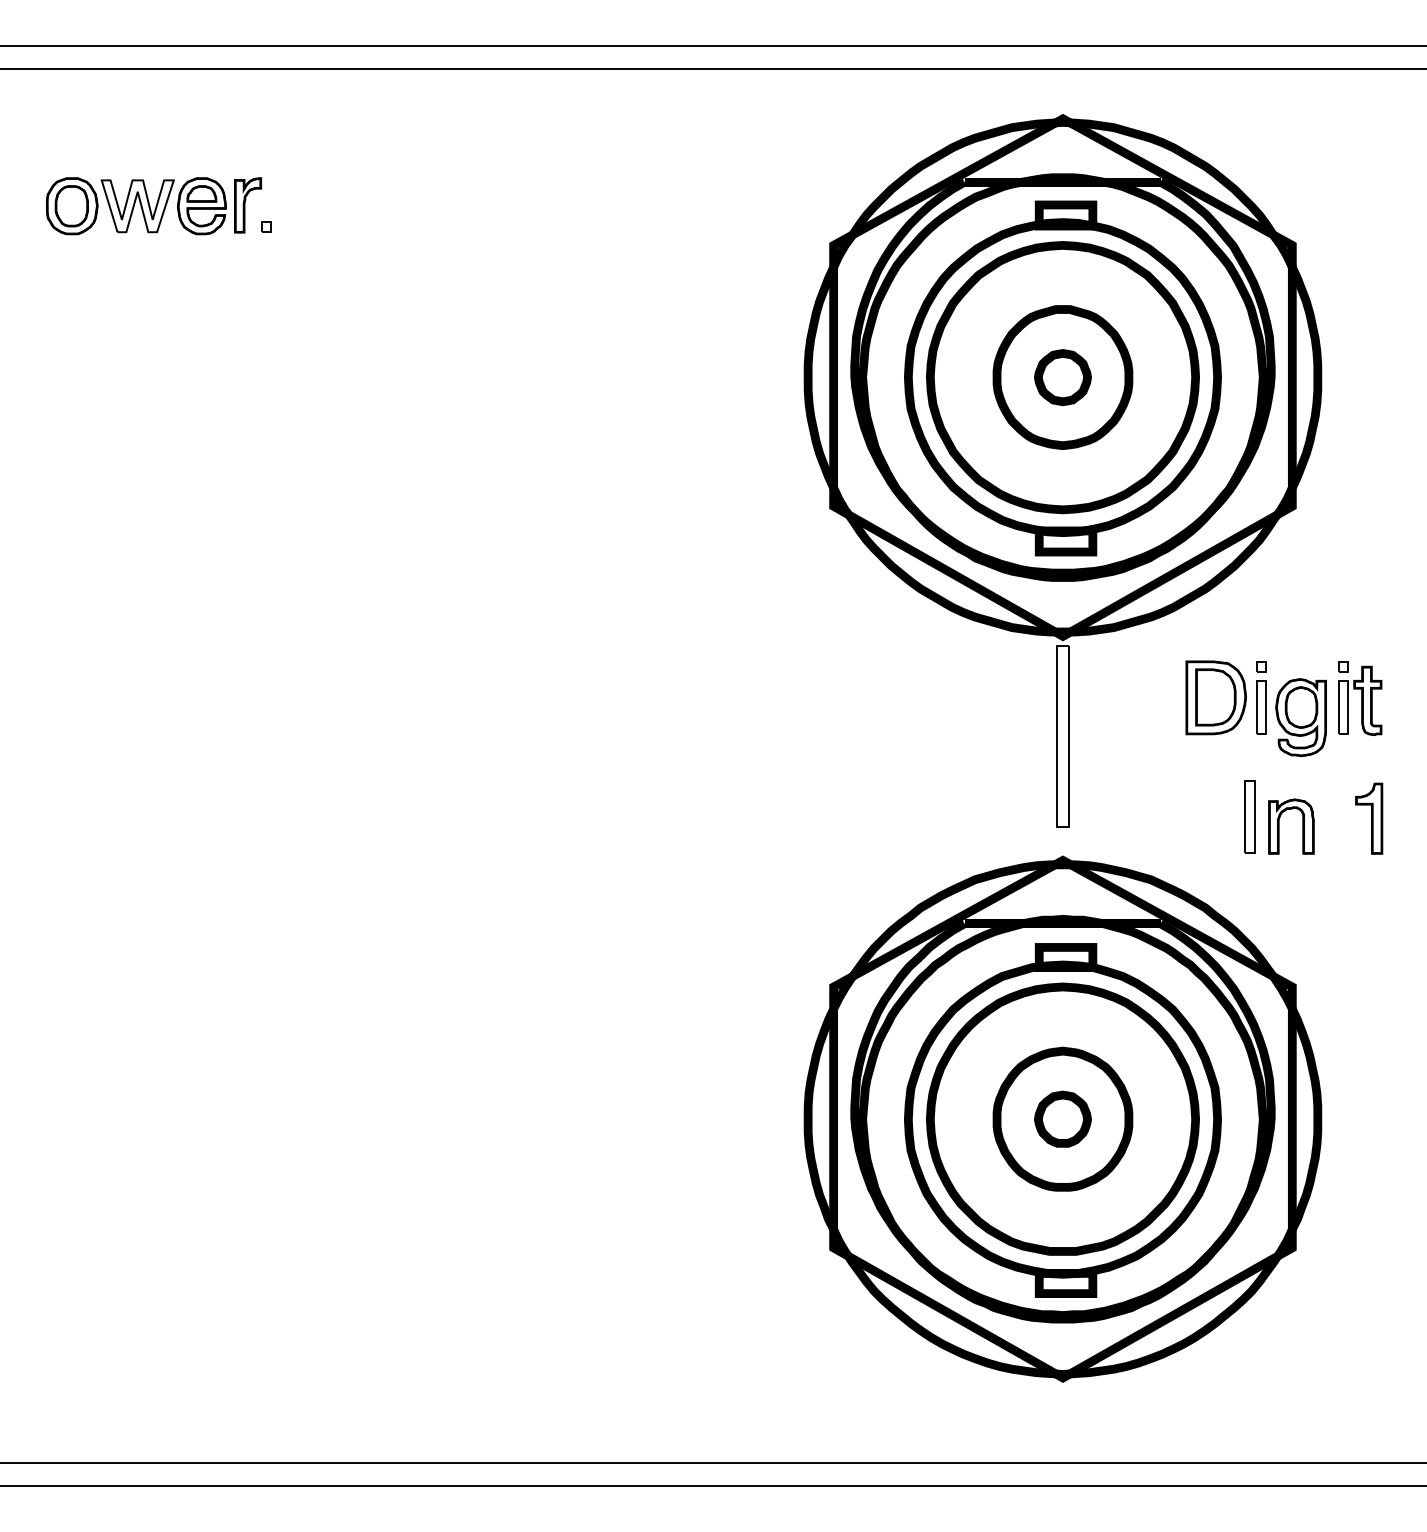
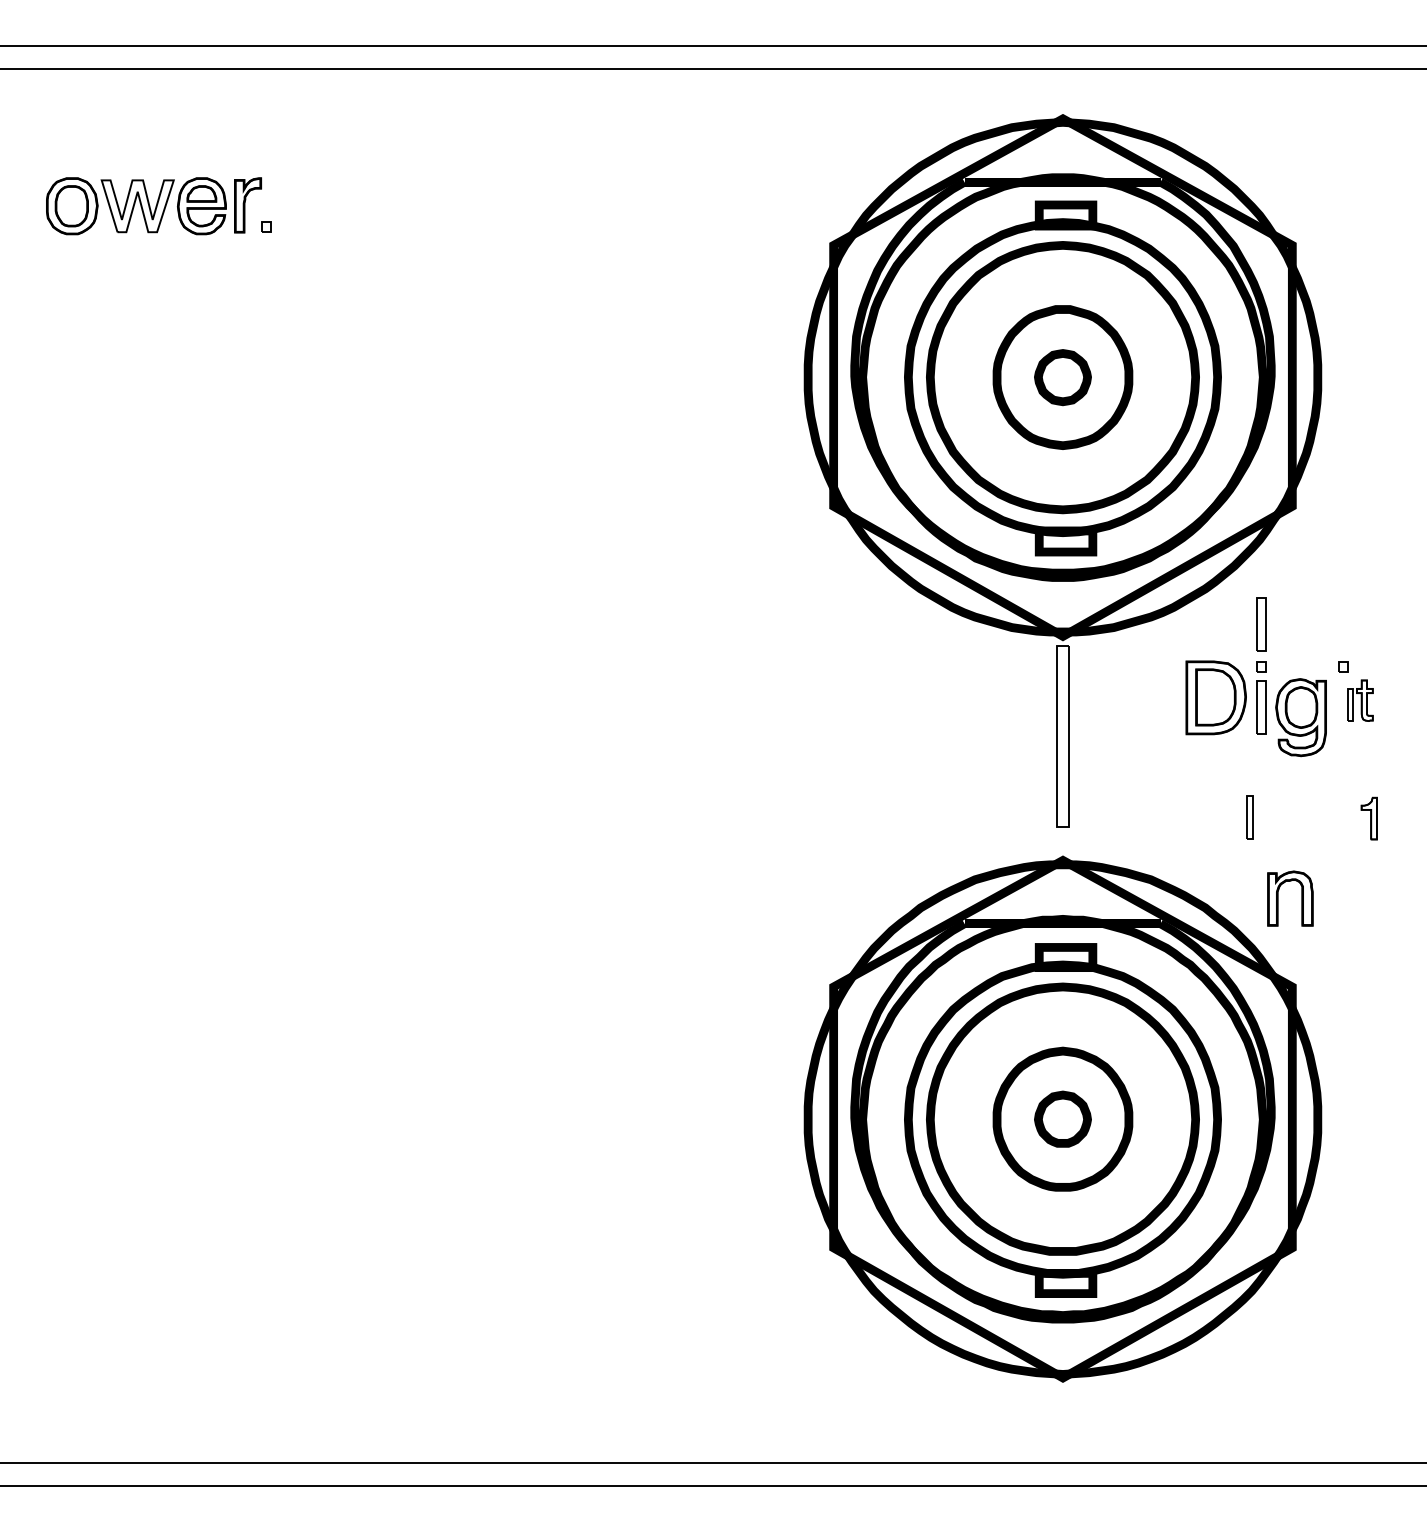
part: none -> present (1261, 624)
part size: 45x71 px -> 27x43 px (1360, 700)
part size: 12x74 px -> 8x45 px (1249, 817)
part size: 29x73 px -> 18x45 px (1368, 818)
part position: (1302, 826) -> (1301, 898) (1301, 898)
